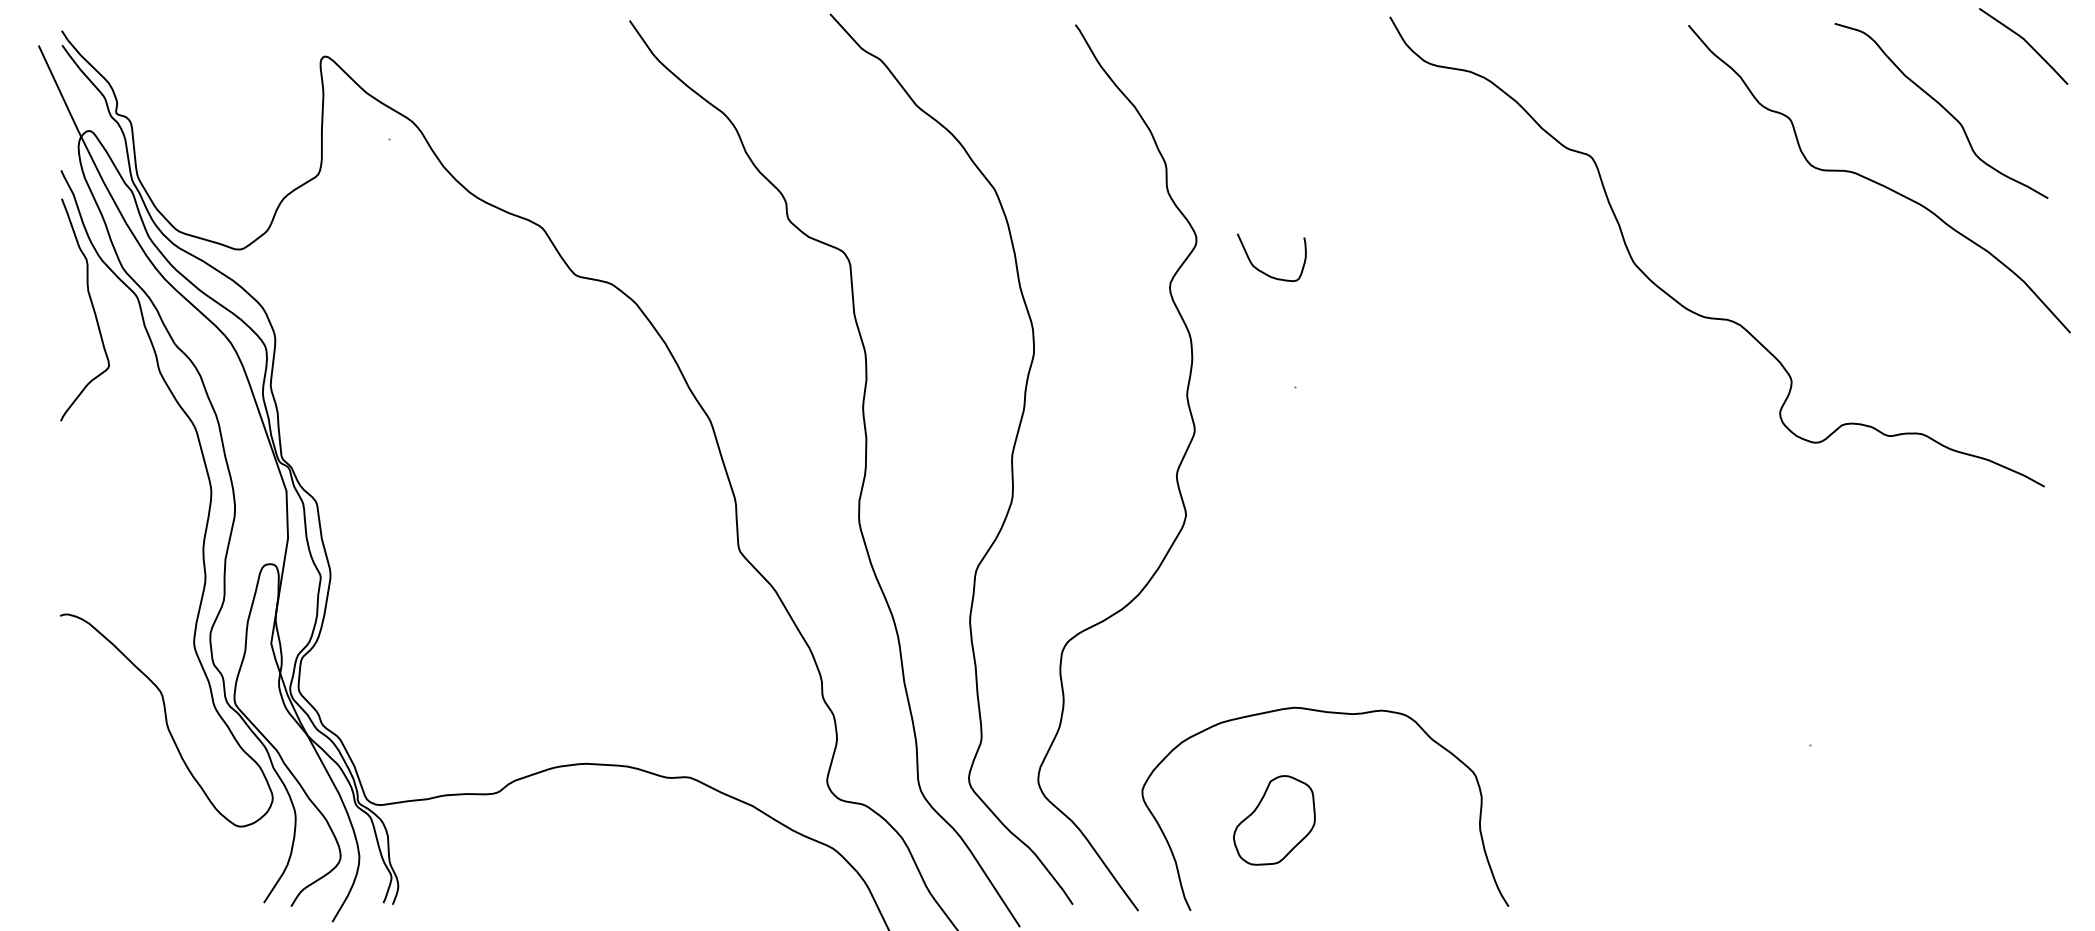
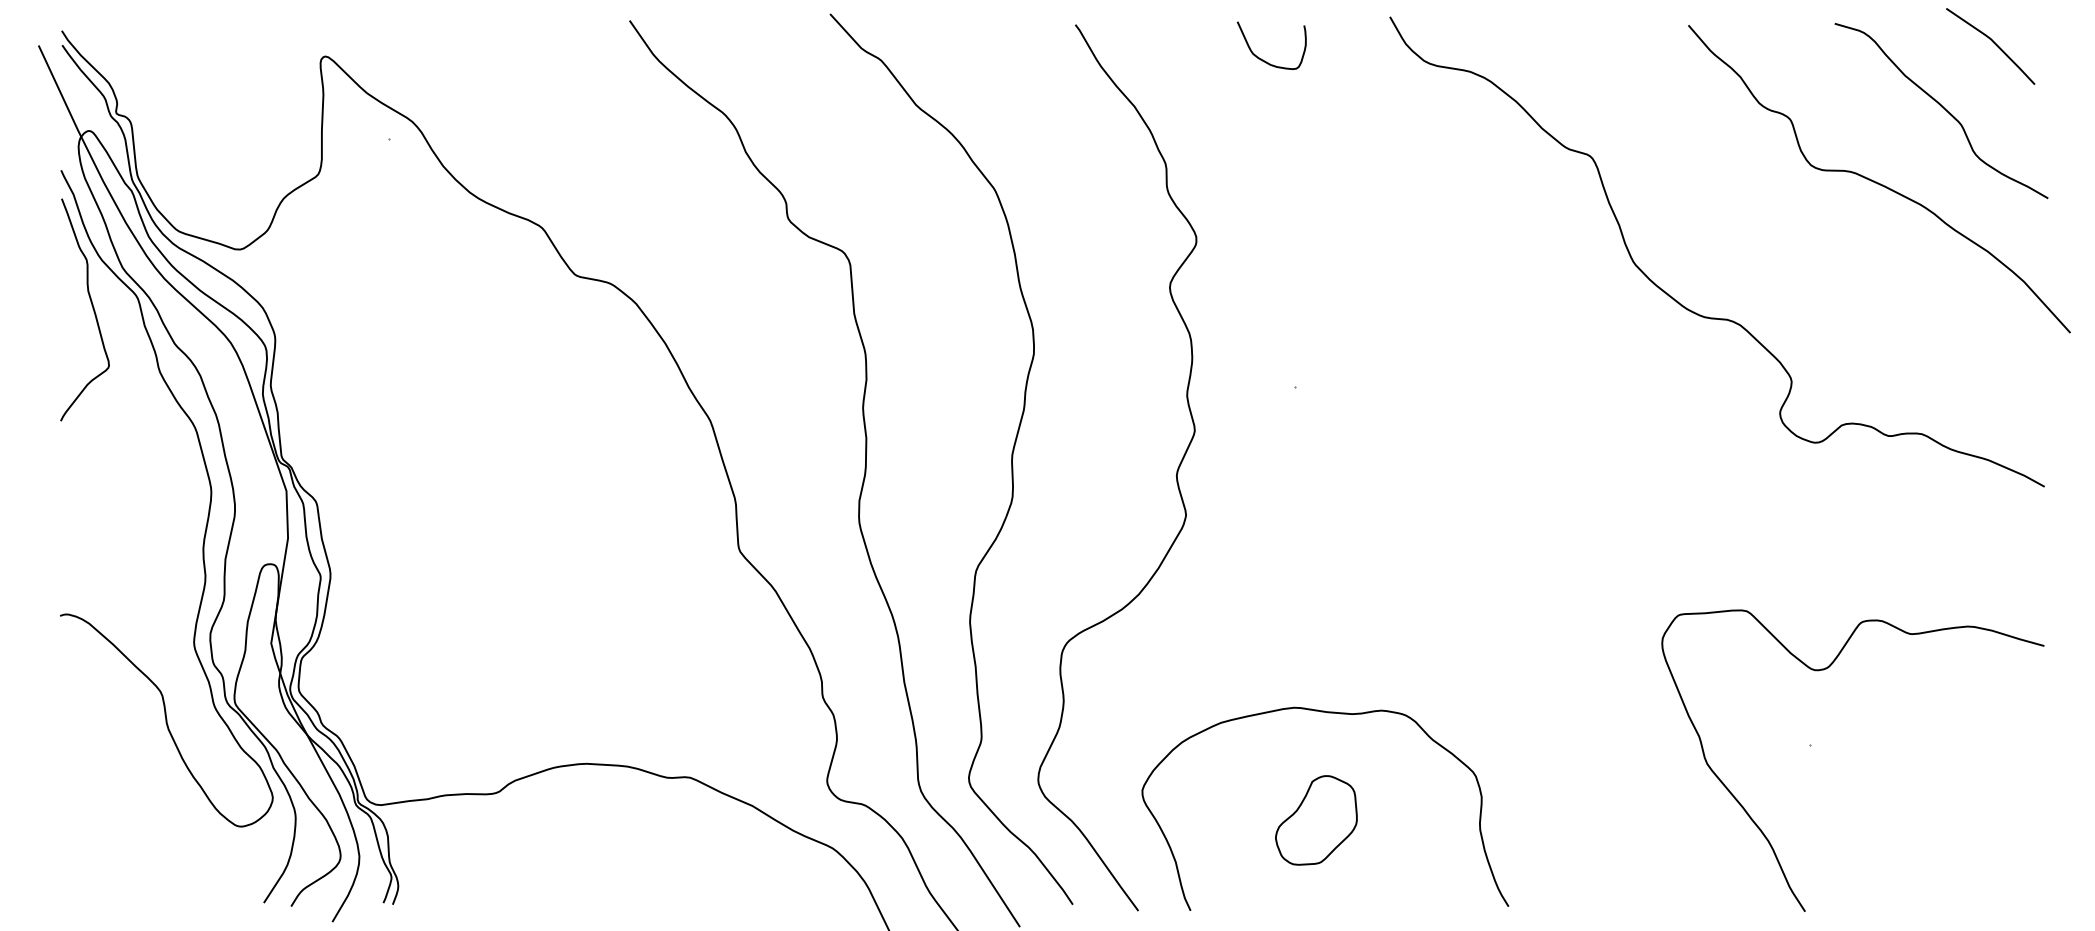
line position: (2026, 43) -> (1993, 43) (1993, 43)
curve position: (1263, 271) -> (1263, 59) (1263, 59)
curve: none -> present (1823, 670)
part position: (1274, 820) -> (1316, 820) (1316, 820)
